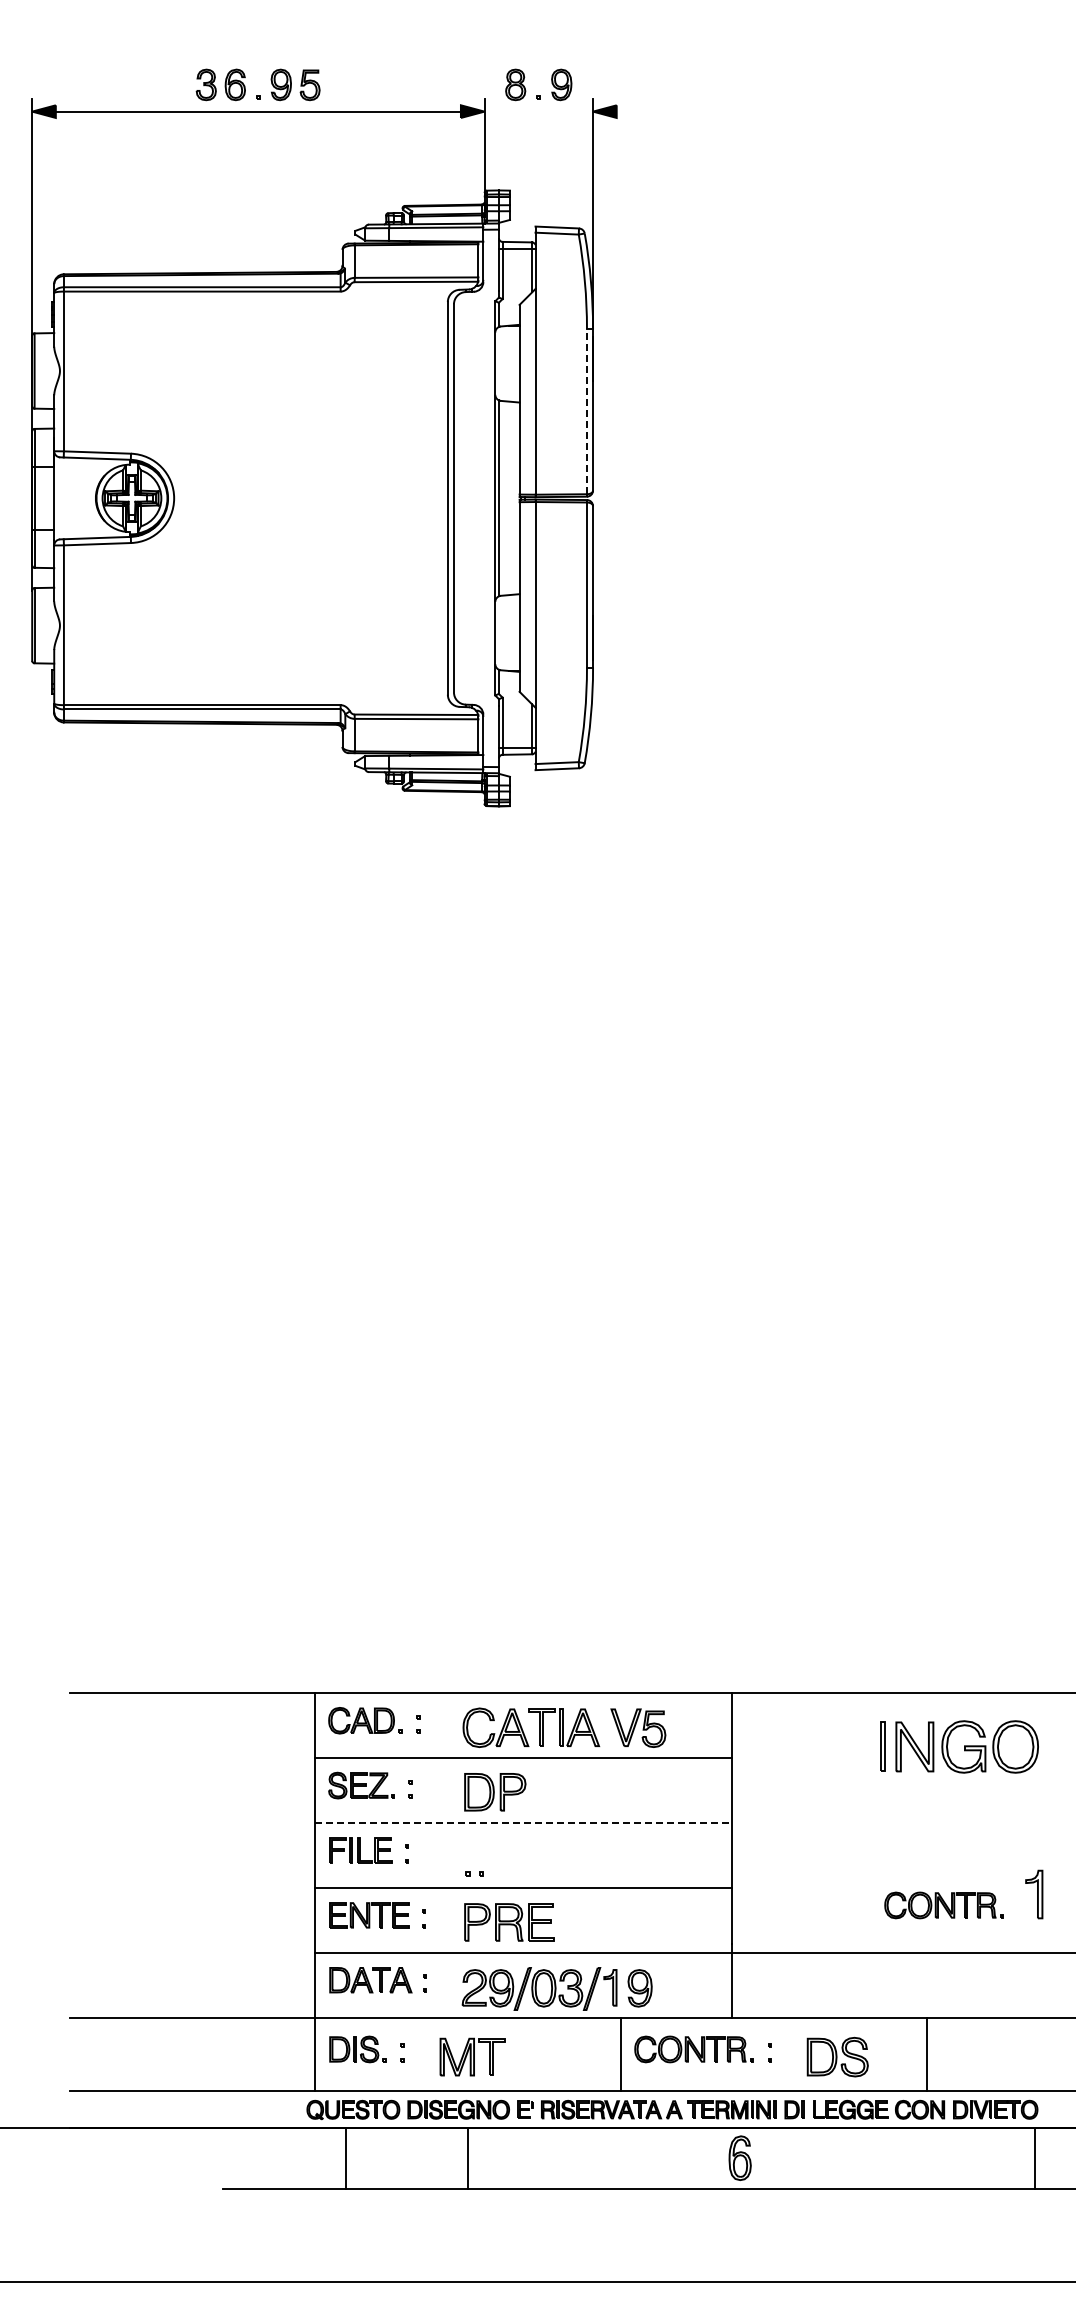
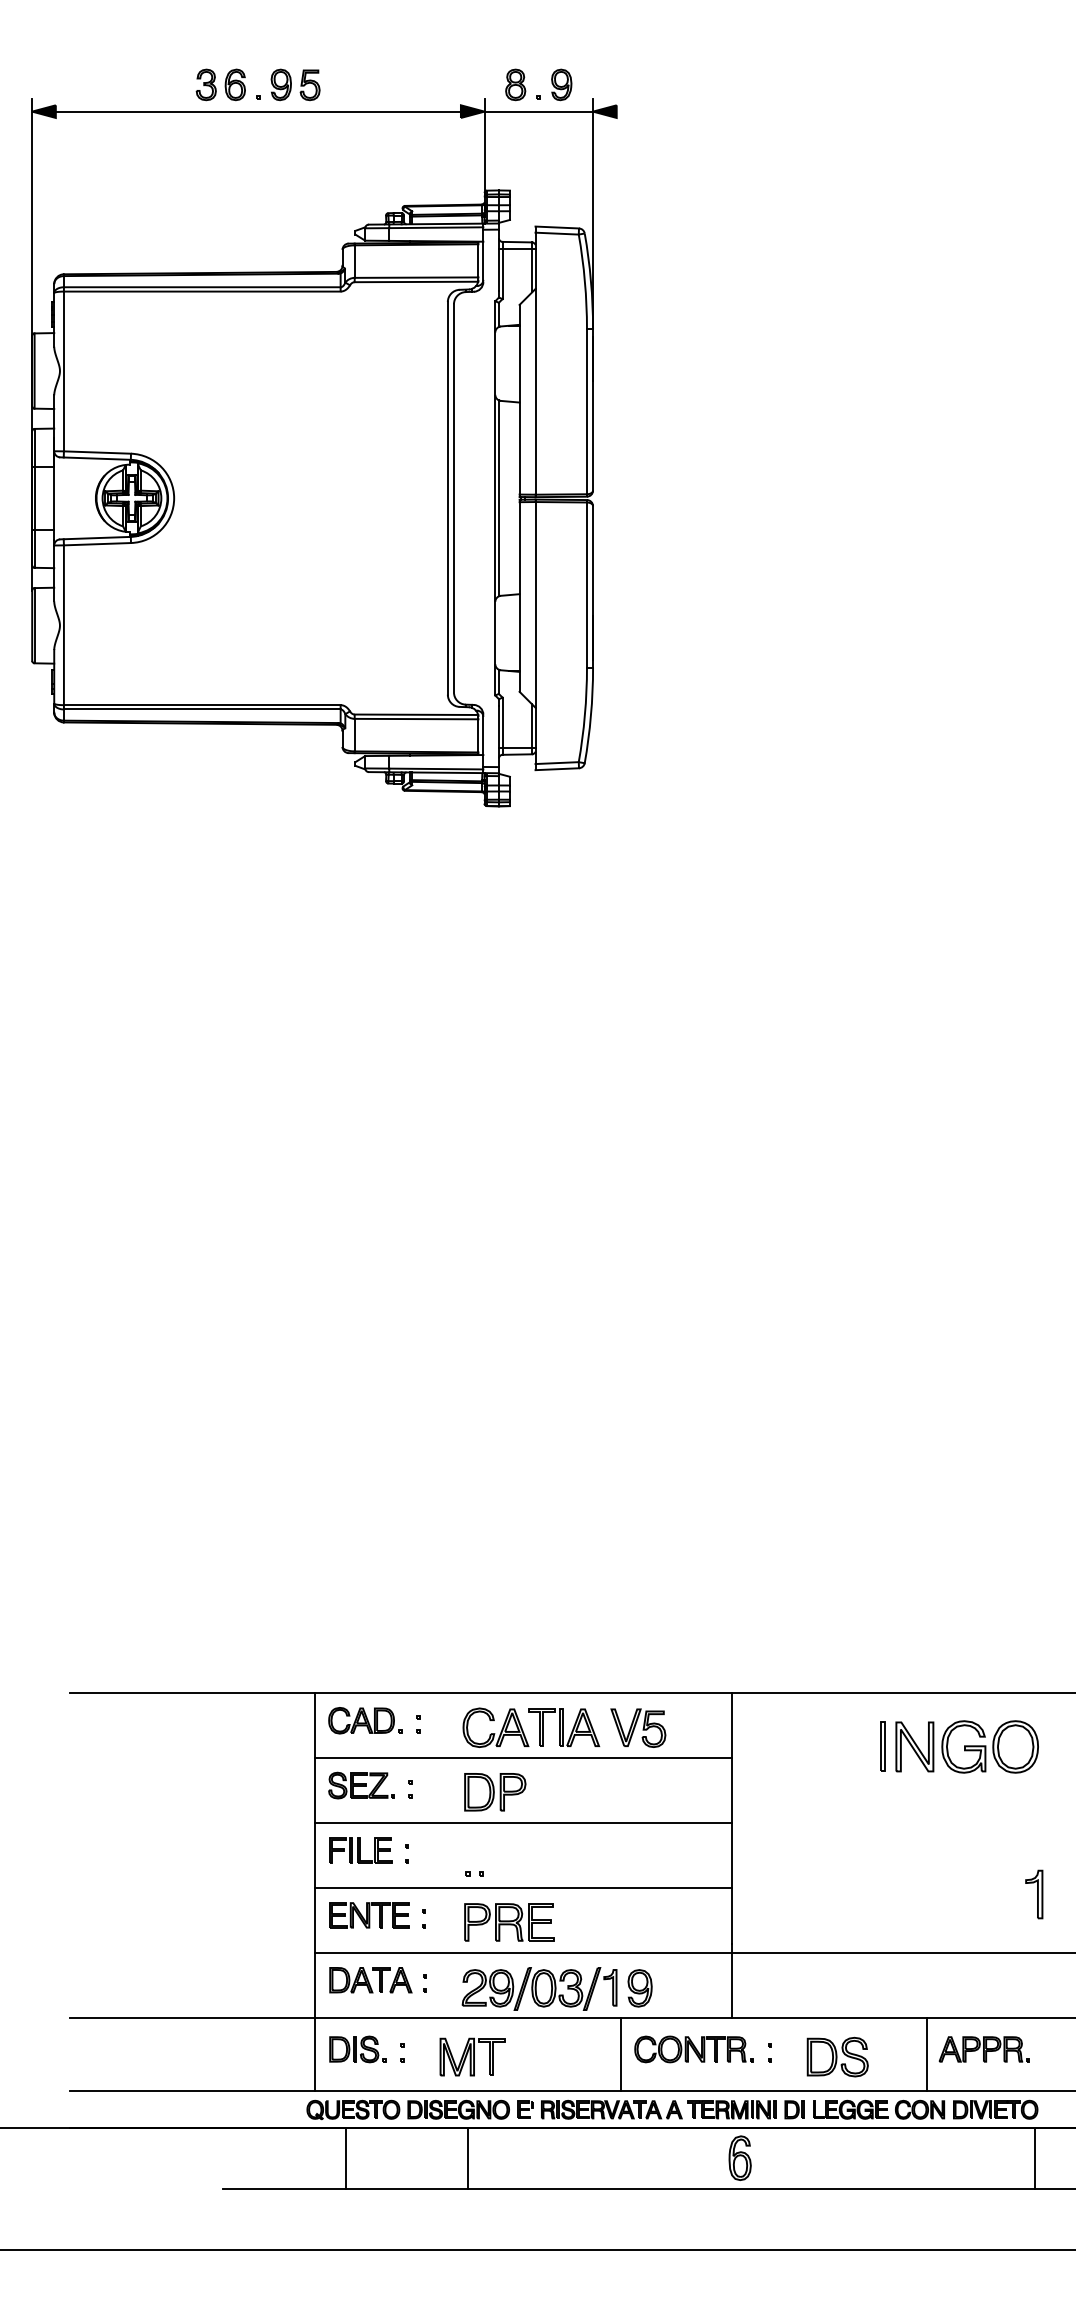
line: none -> present (538, 111)
line: dashed -> solid (586, 411)
line: dashed -> solid (523, 1823)
part: present -> none (943, 1905)
part: none -> present (983, 2049)
line position: (537, 2282) -> (537, 2250) (537, 2250)
